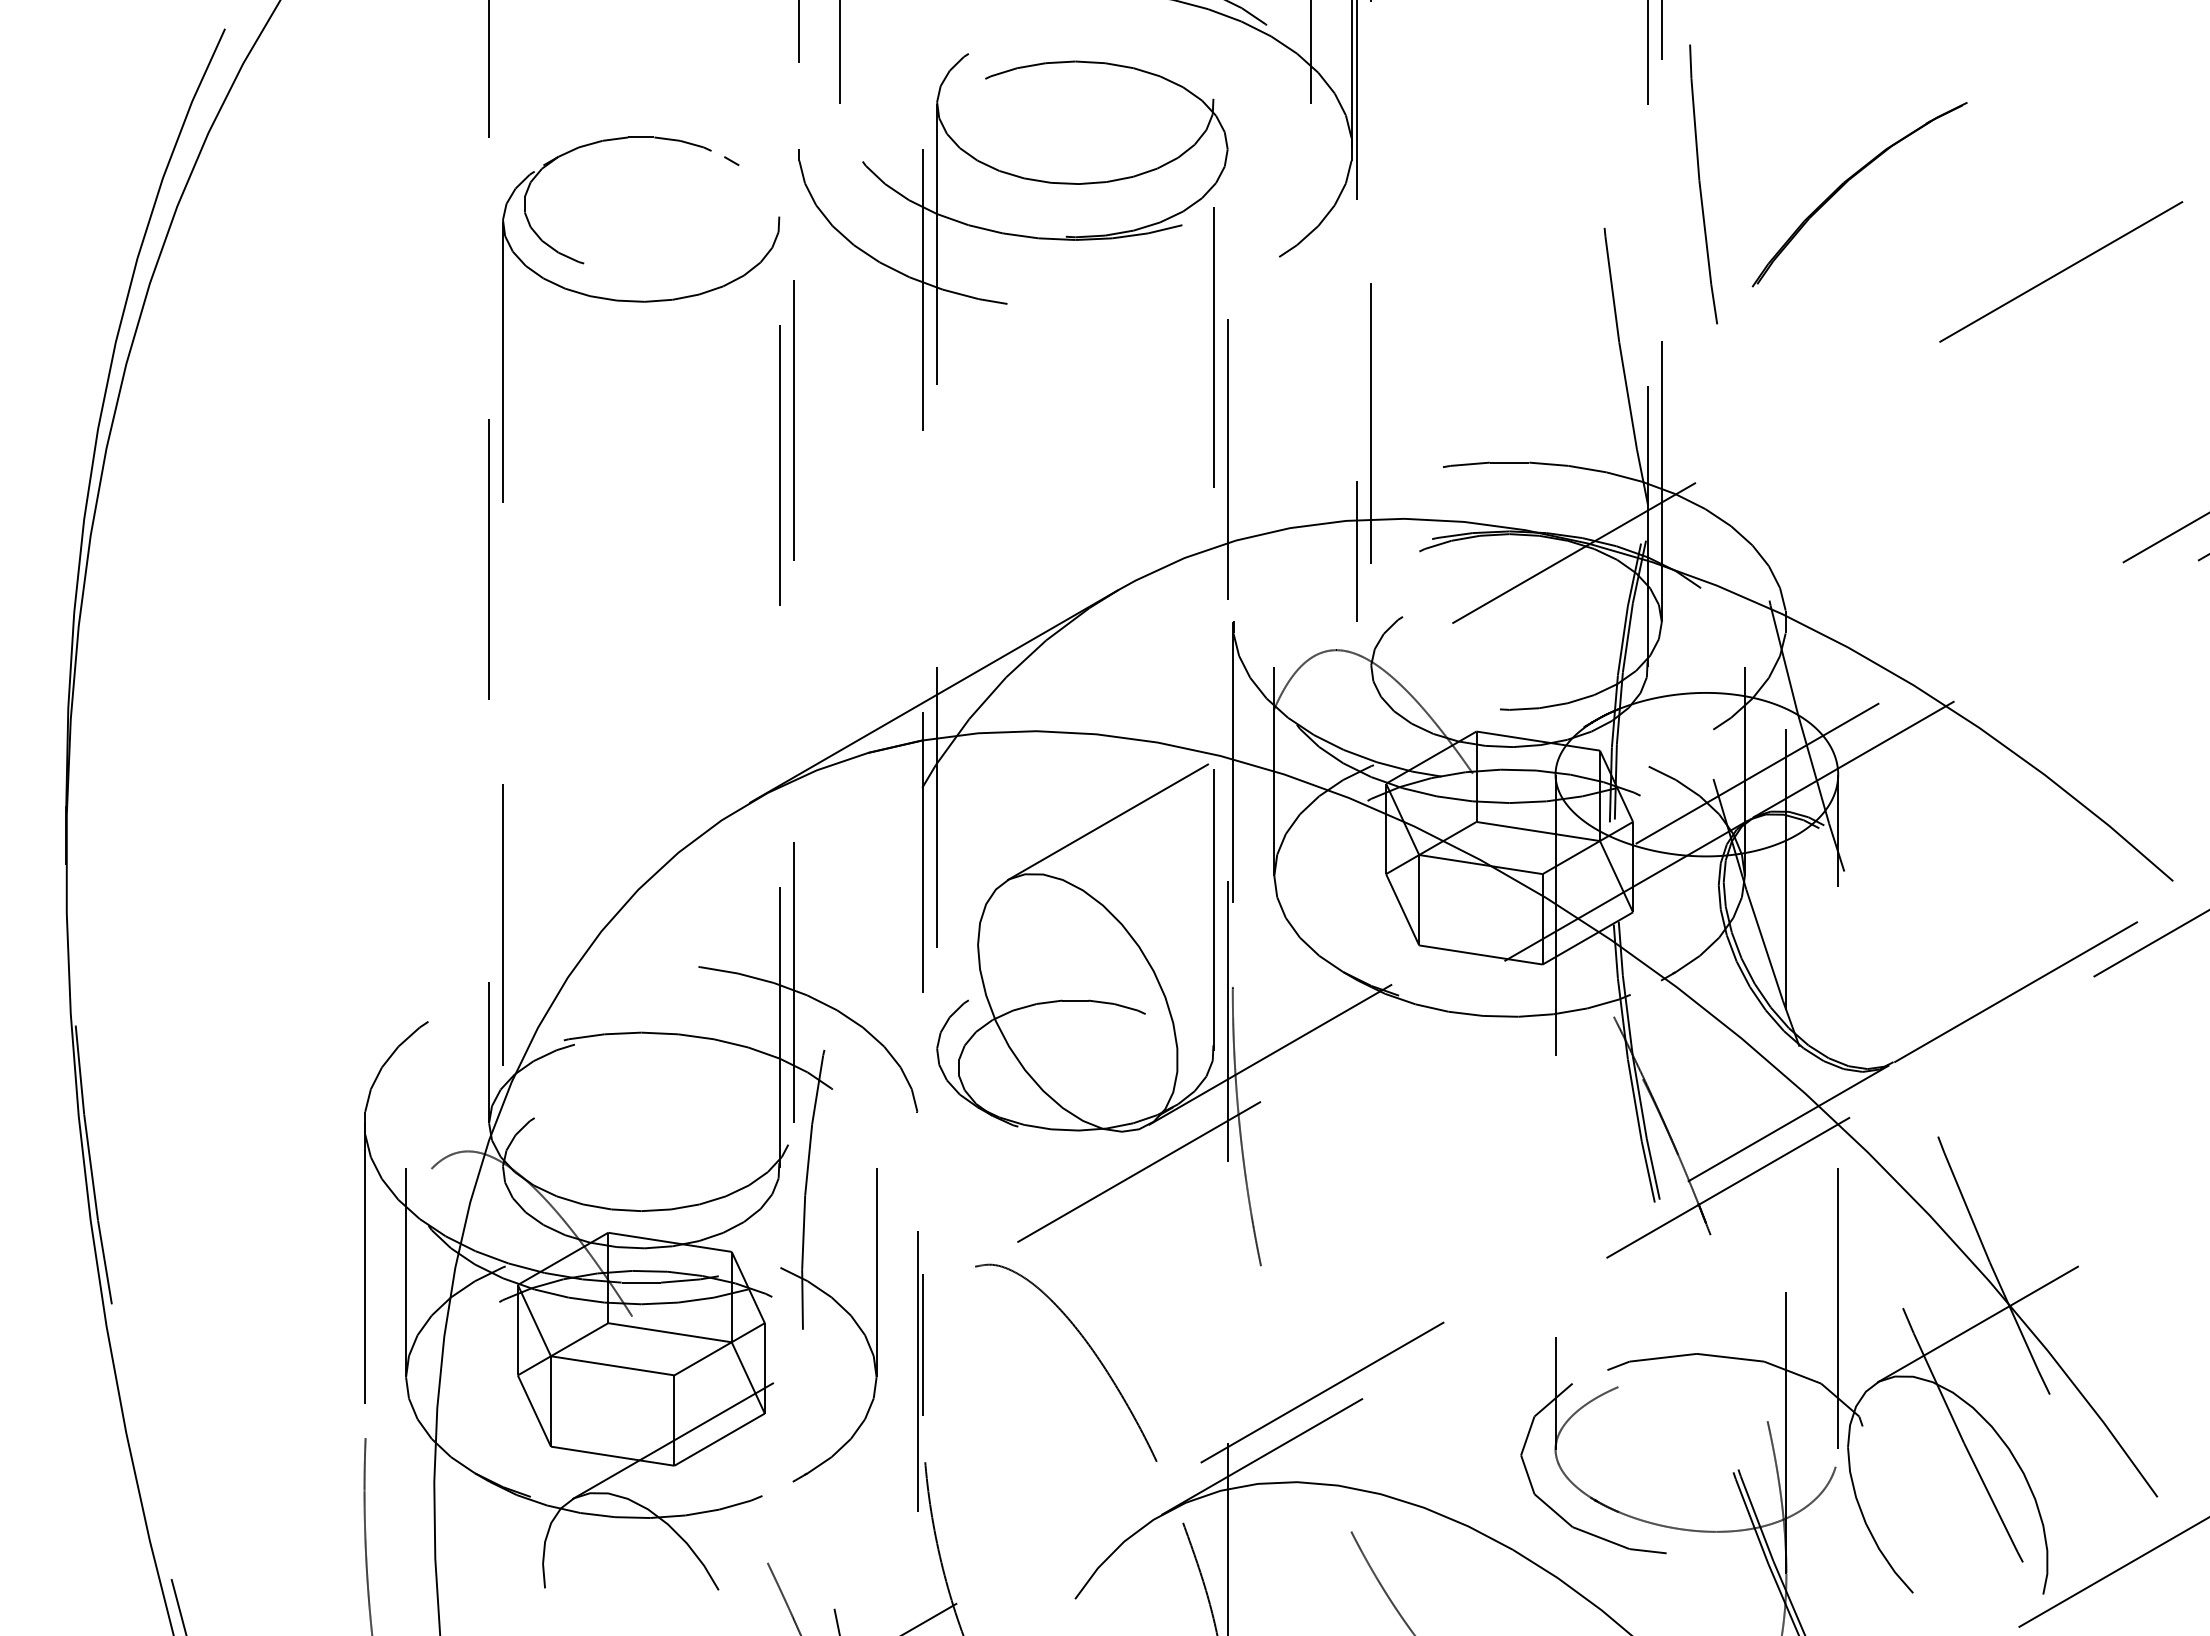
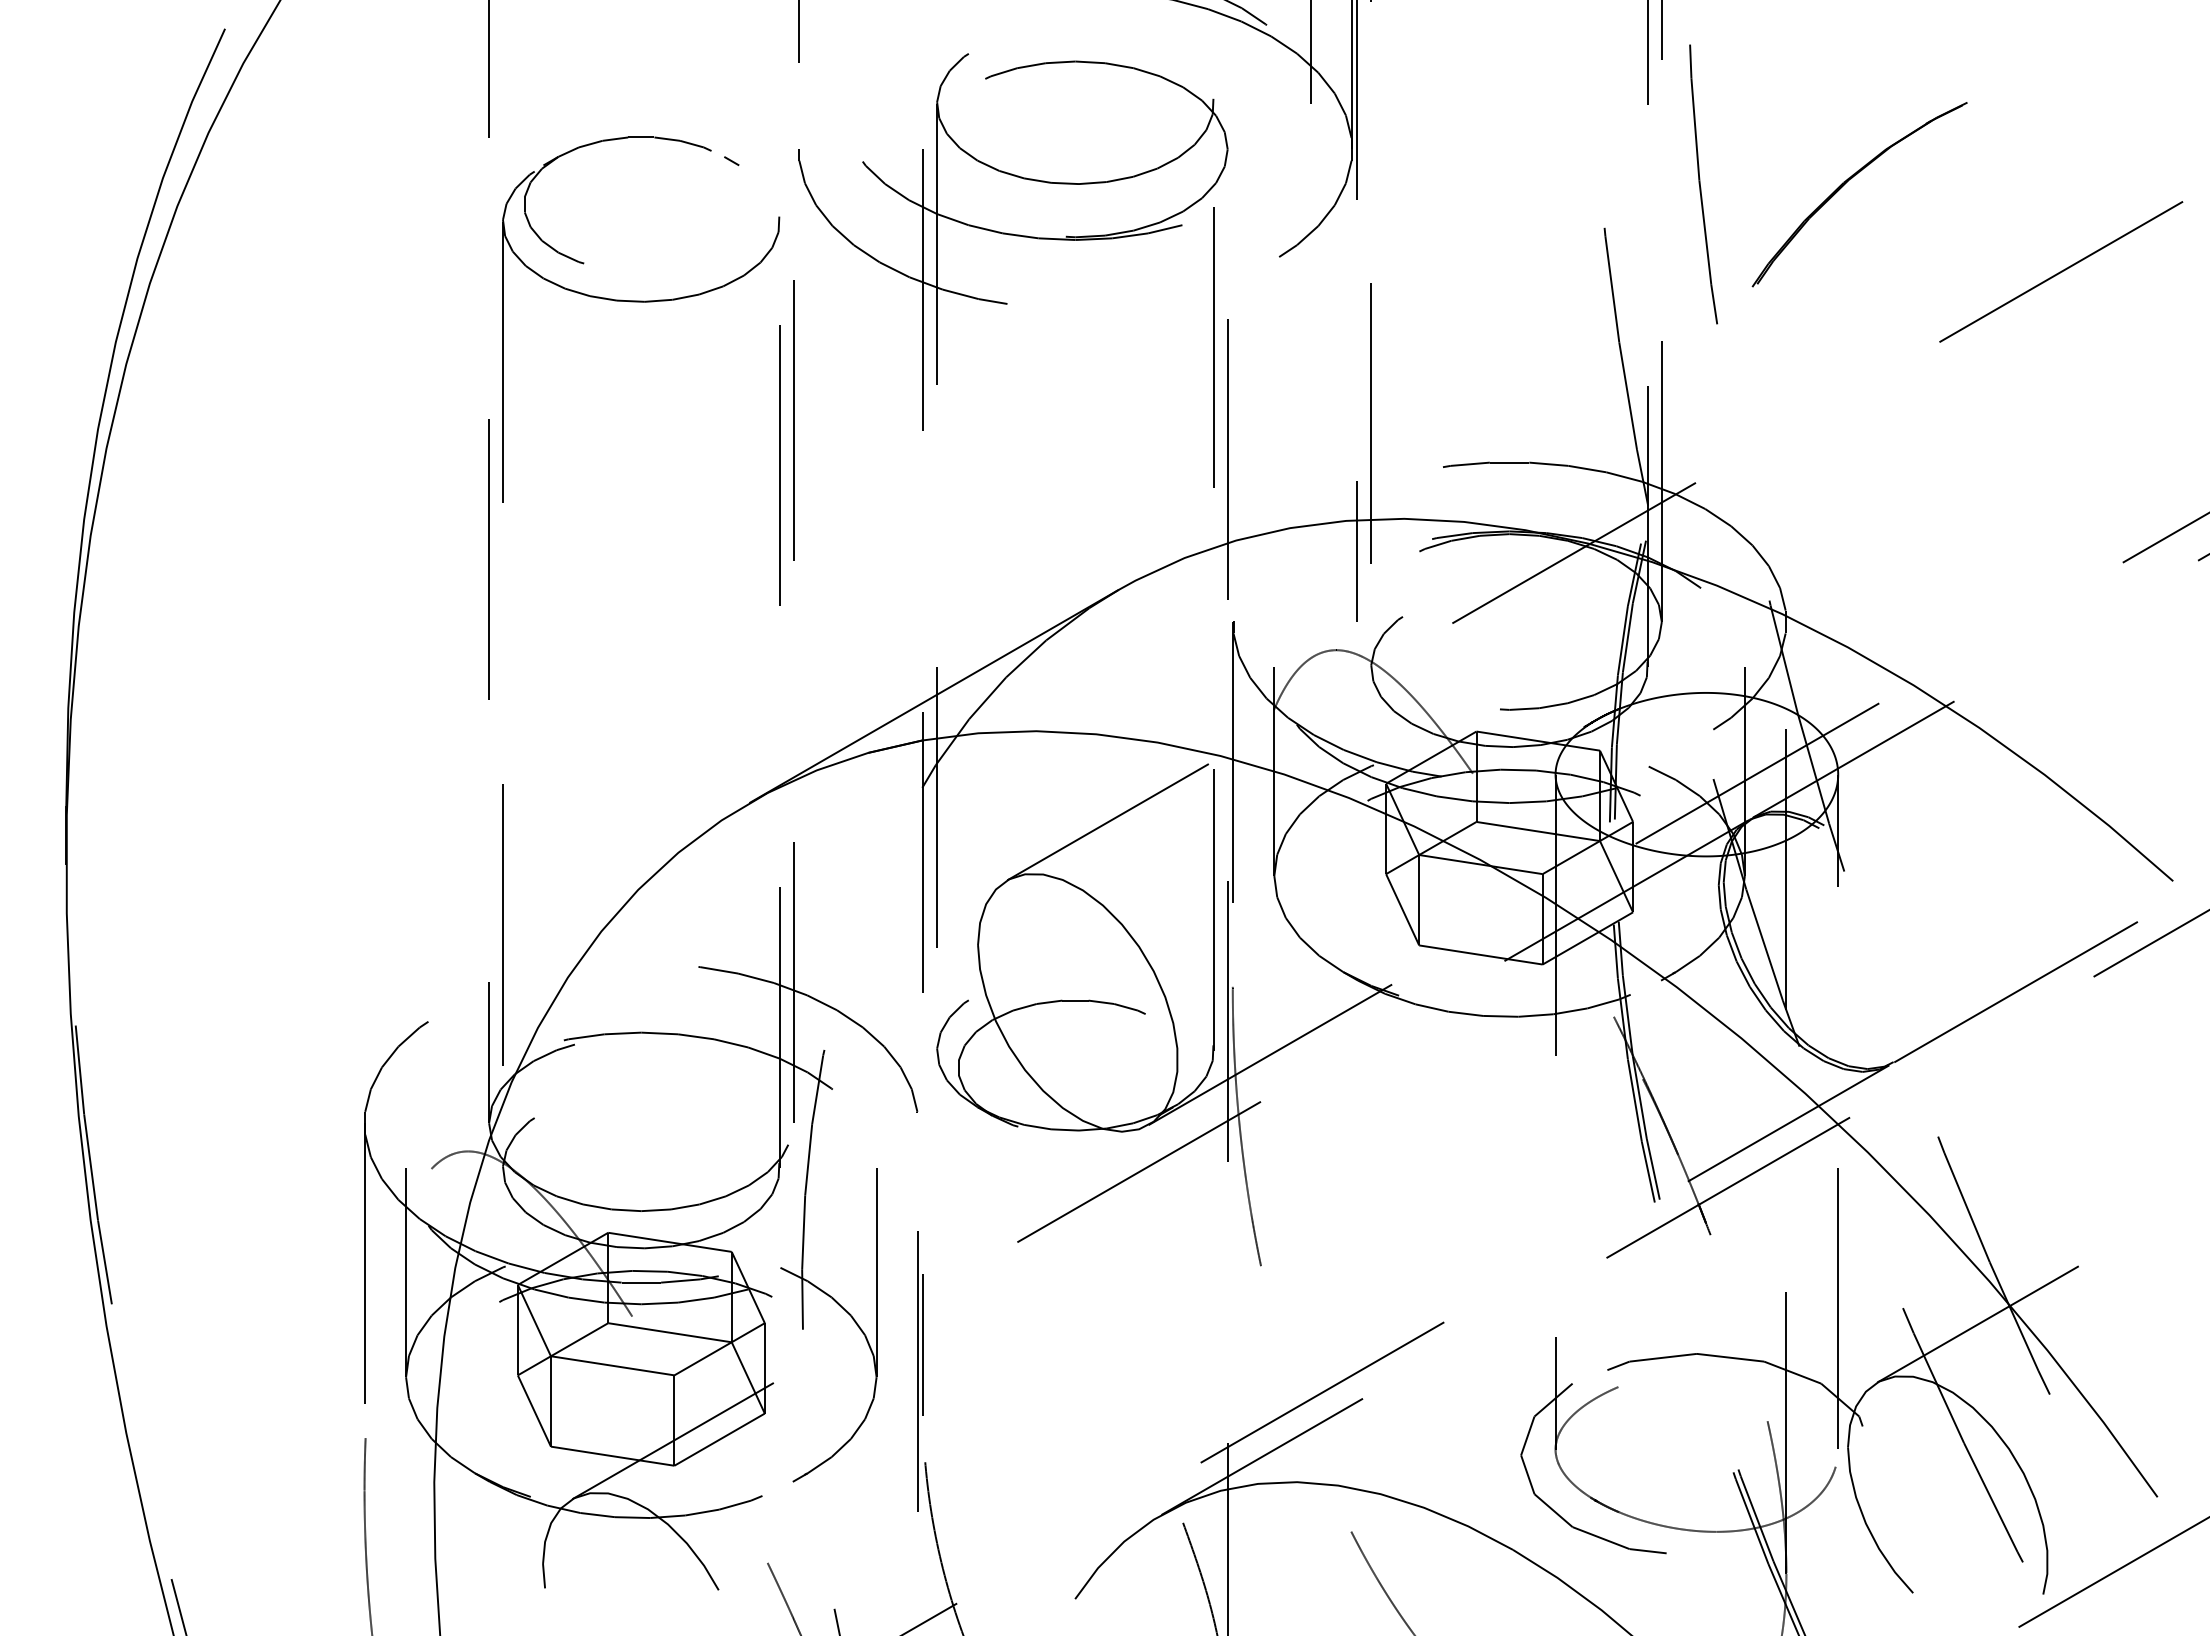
line: present -> none (840, 53)
curve: present -> none (1088, 1346)
